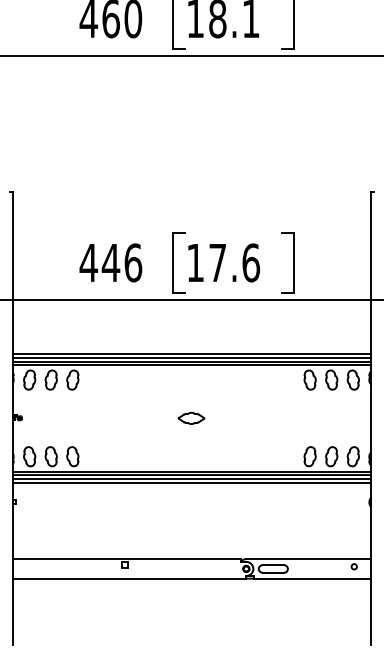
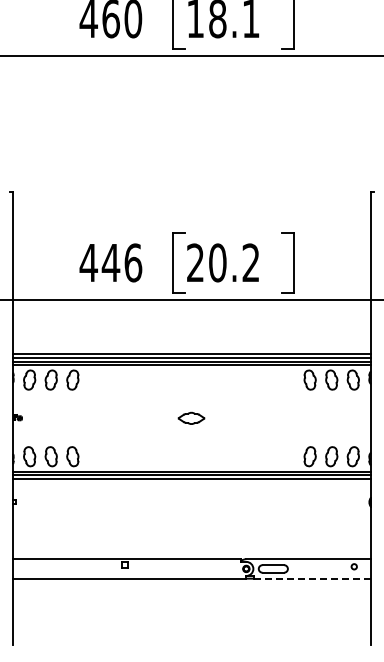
text: 17.6 -> 20.2 (223, 262)
line: present -> none (191, 482)
line: solid -> dashed (312, 578)
